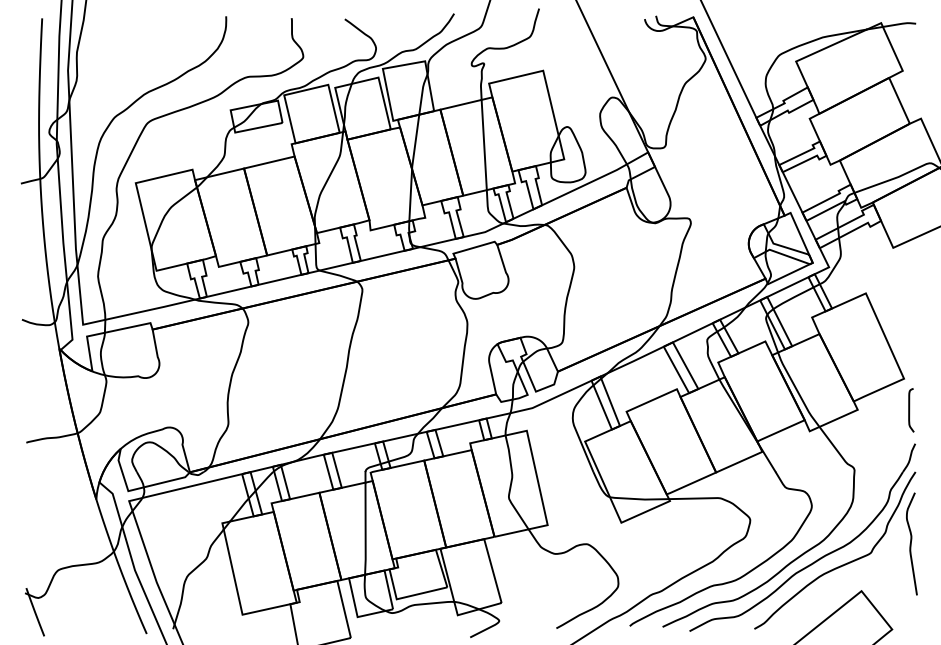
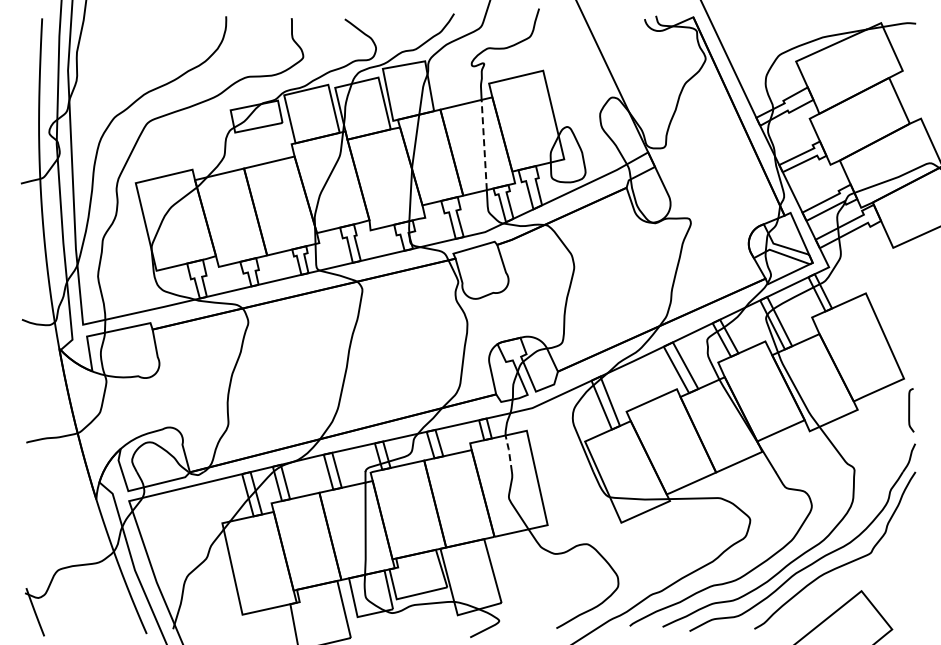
line: solid -> dashed (484, 144)
line: solid -> dashed (509, 452)
curve: present -> none (911, 543)
